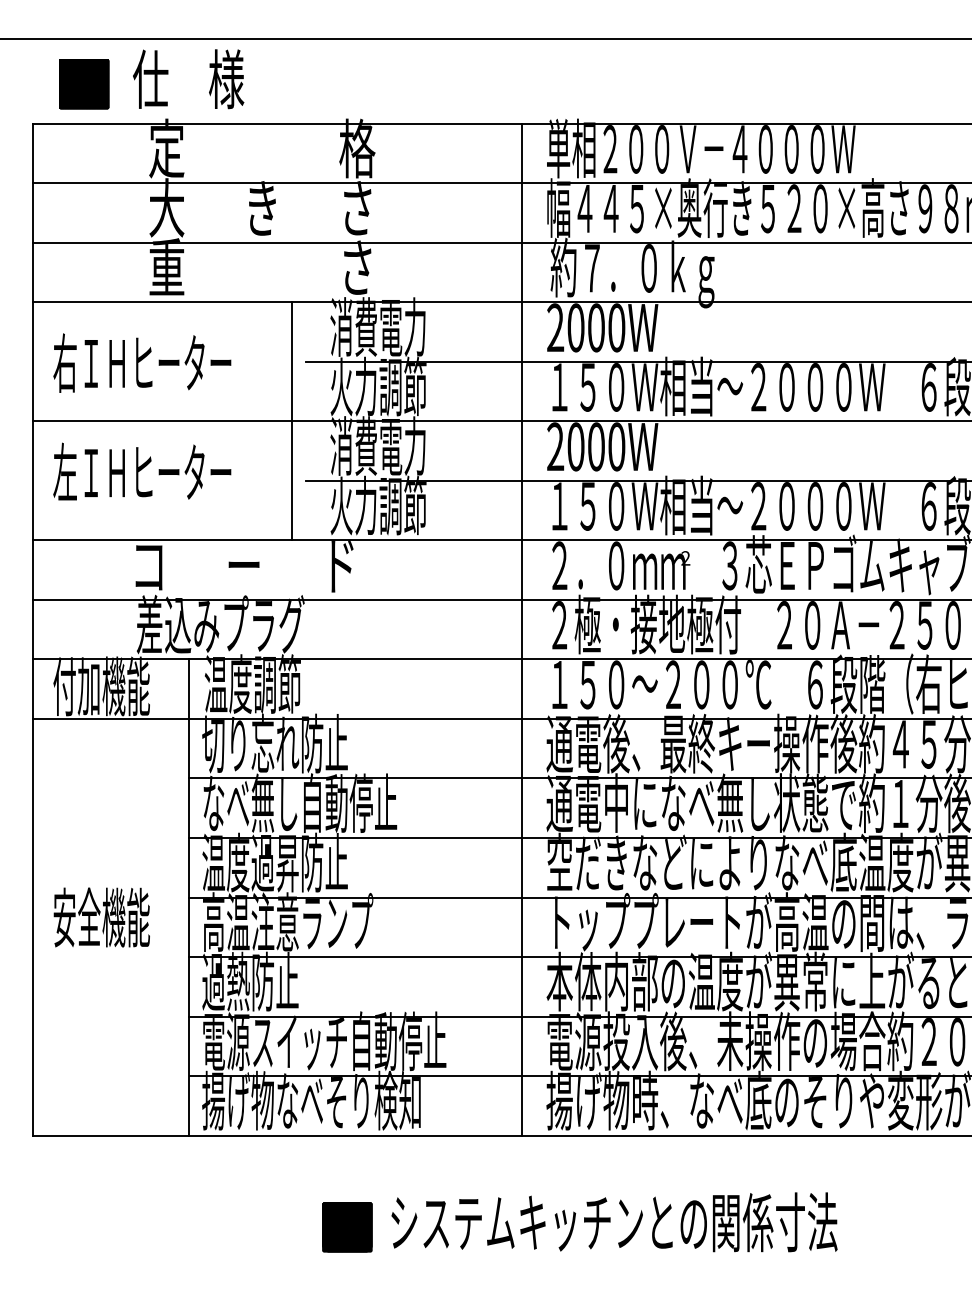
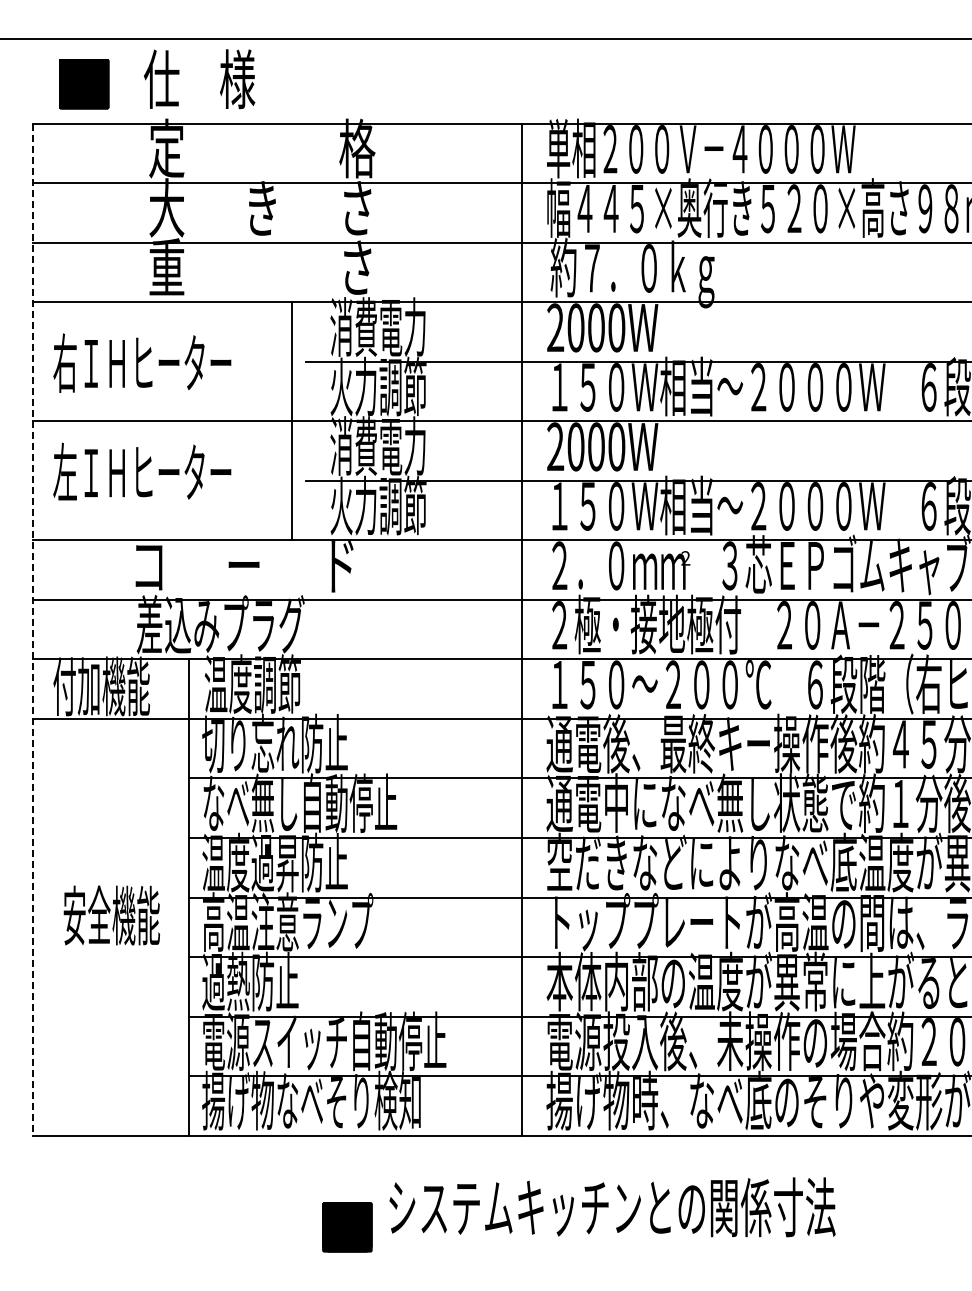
text position: (188, 79) -> (199, 79) (199, 79)
line: solid -> dashed (33, 629)
text position: (101, 917) -> (111, 915) (111, 915)
text position: (614, 1222) -> (612, 1207) (612, 1207)
